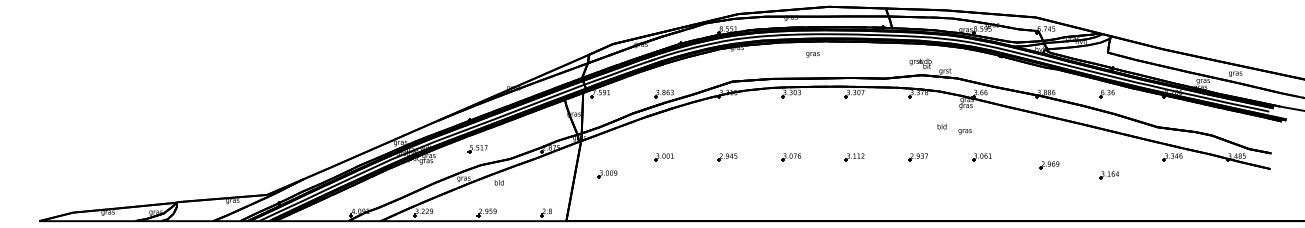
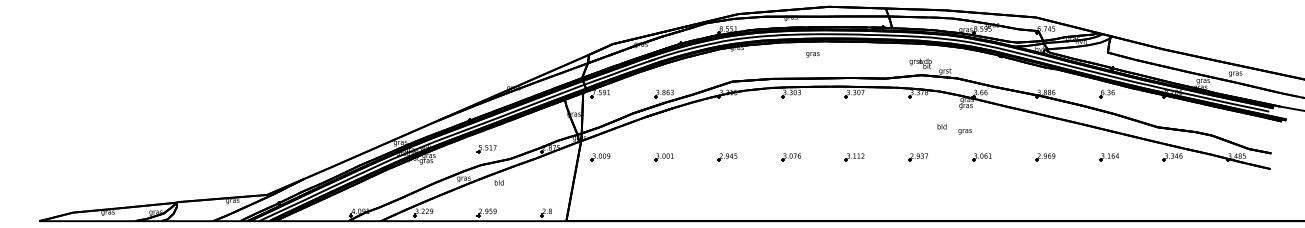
part position: (477, 149) -> (486, 149) (486, 149)
part position: (1049, 165) -> (1045, 157) (1045, 157)
part position: (607, 174) -> (600, 157) (600, 157)
part position: (1108, 175) -> (1108, 157) (1108, 157)
